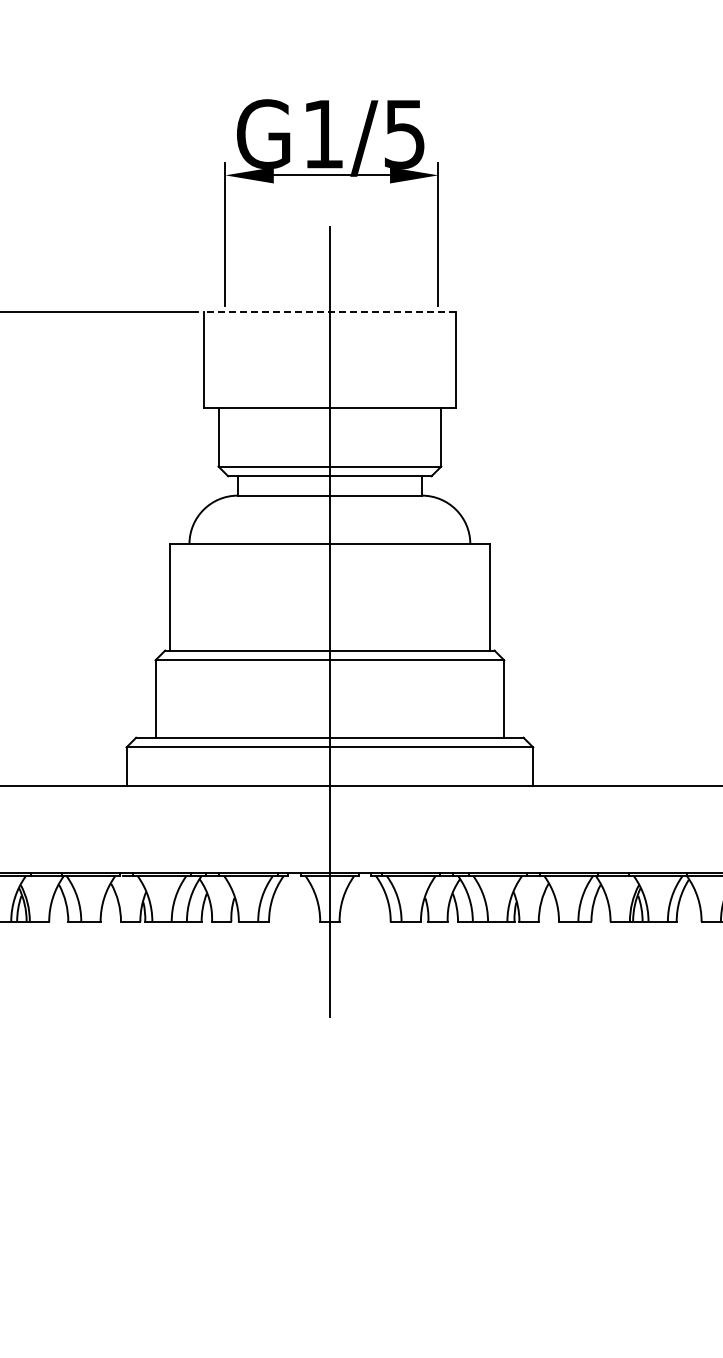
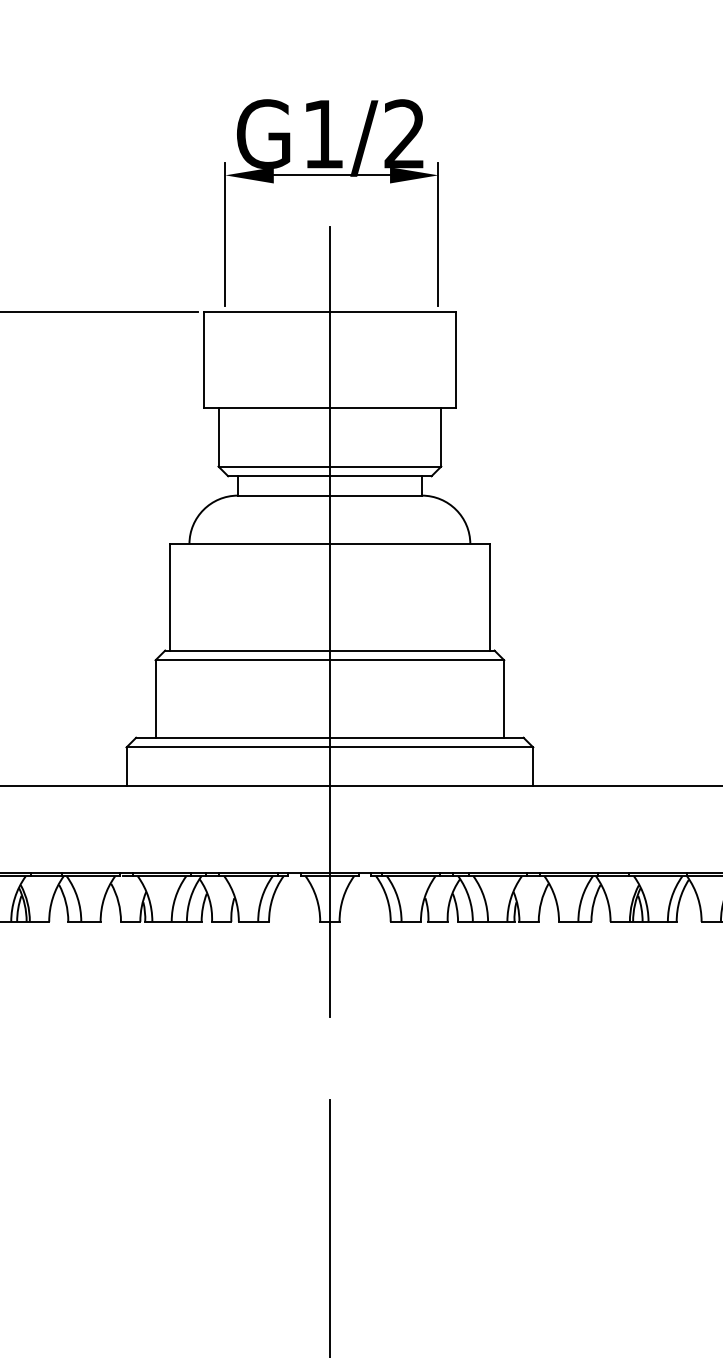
text: G1/5 -> G1/2 (404, 134)
line: dashed -> solid (329, 311)
line: none -> present (329, 1226)
